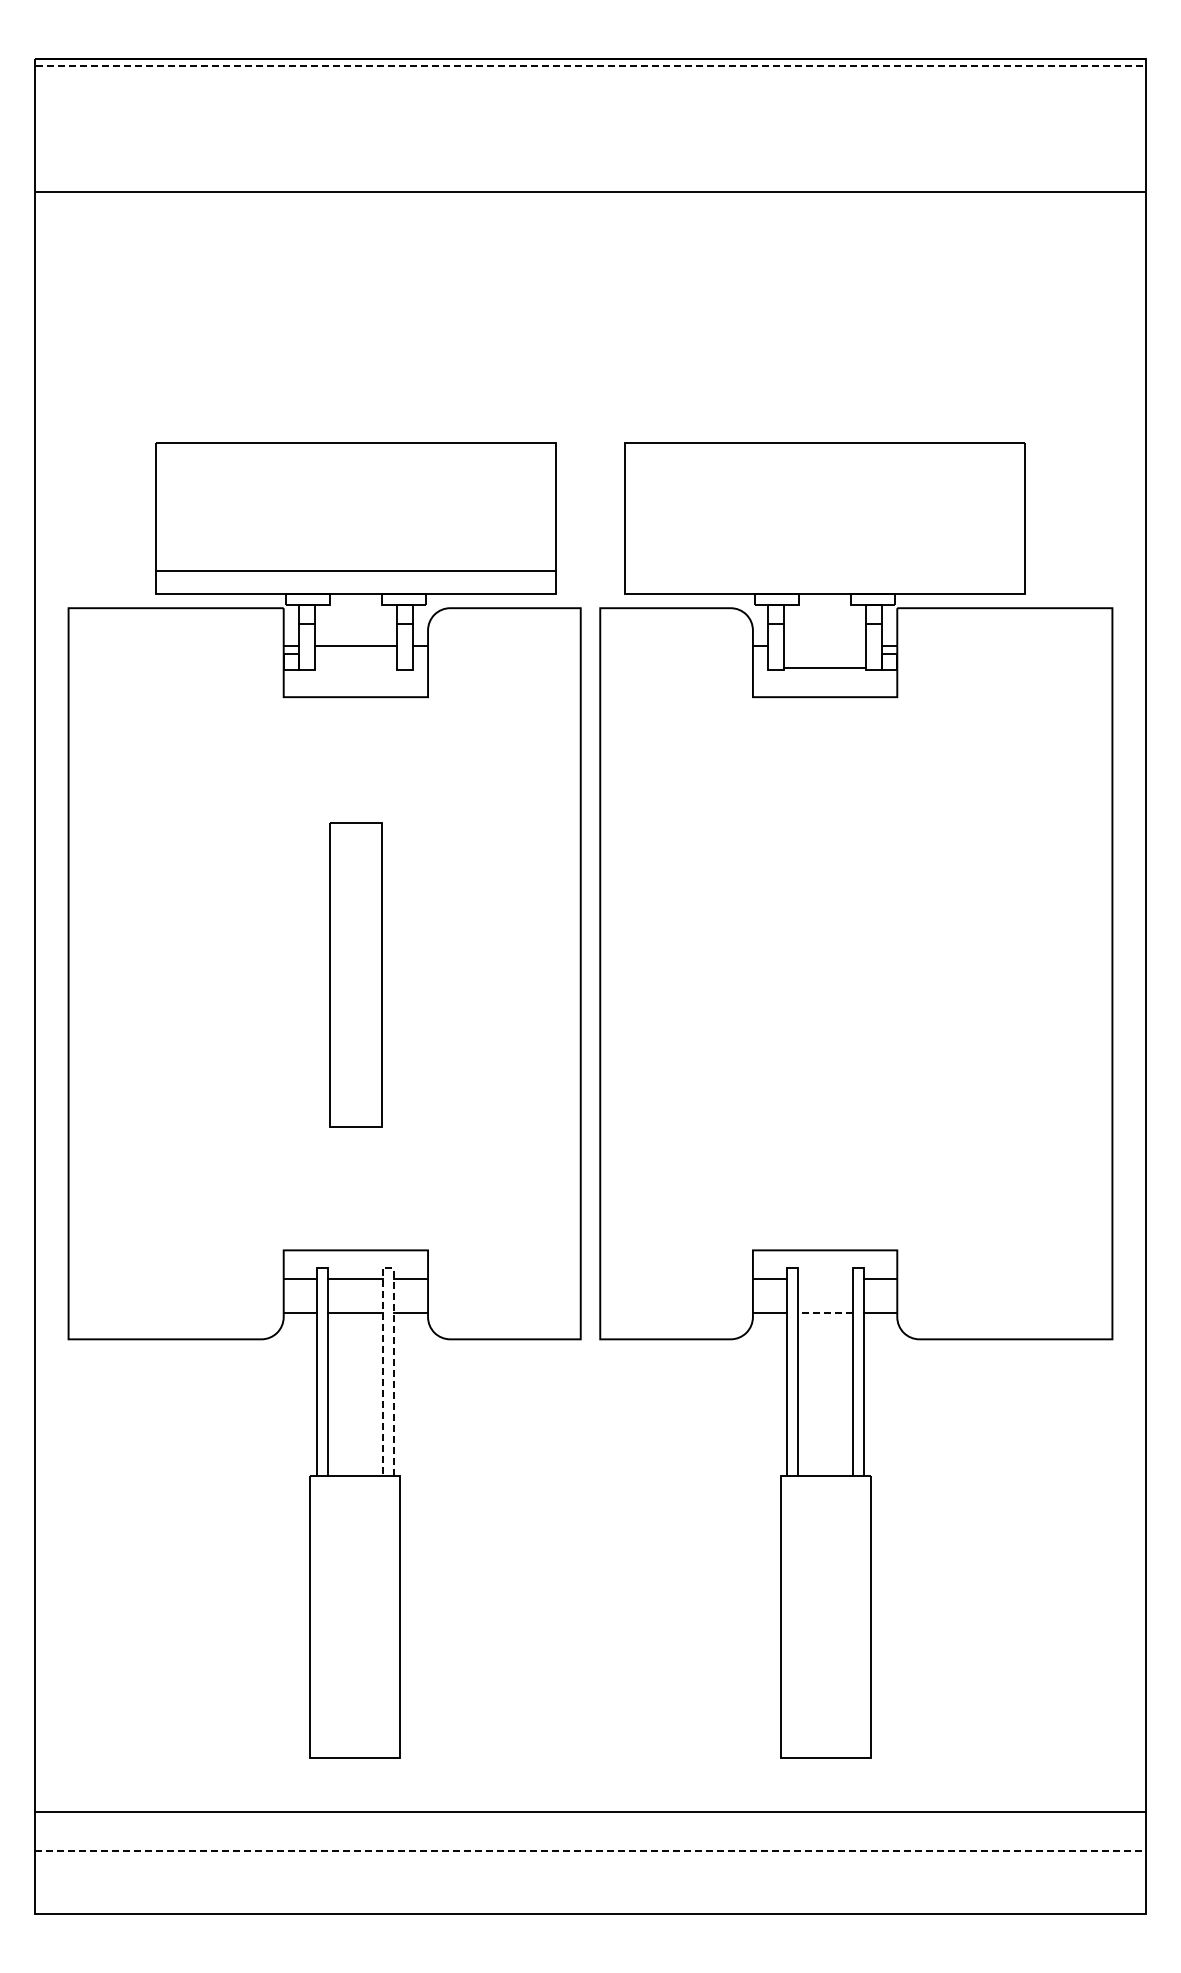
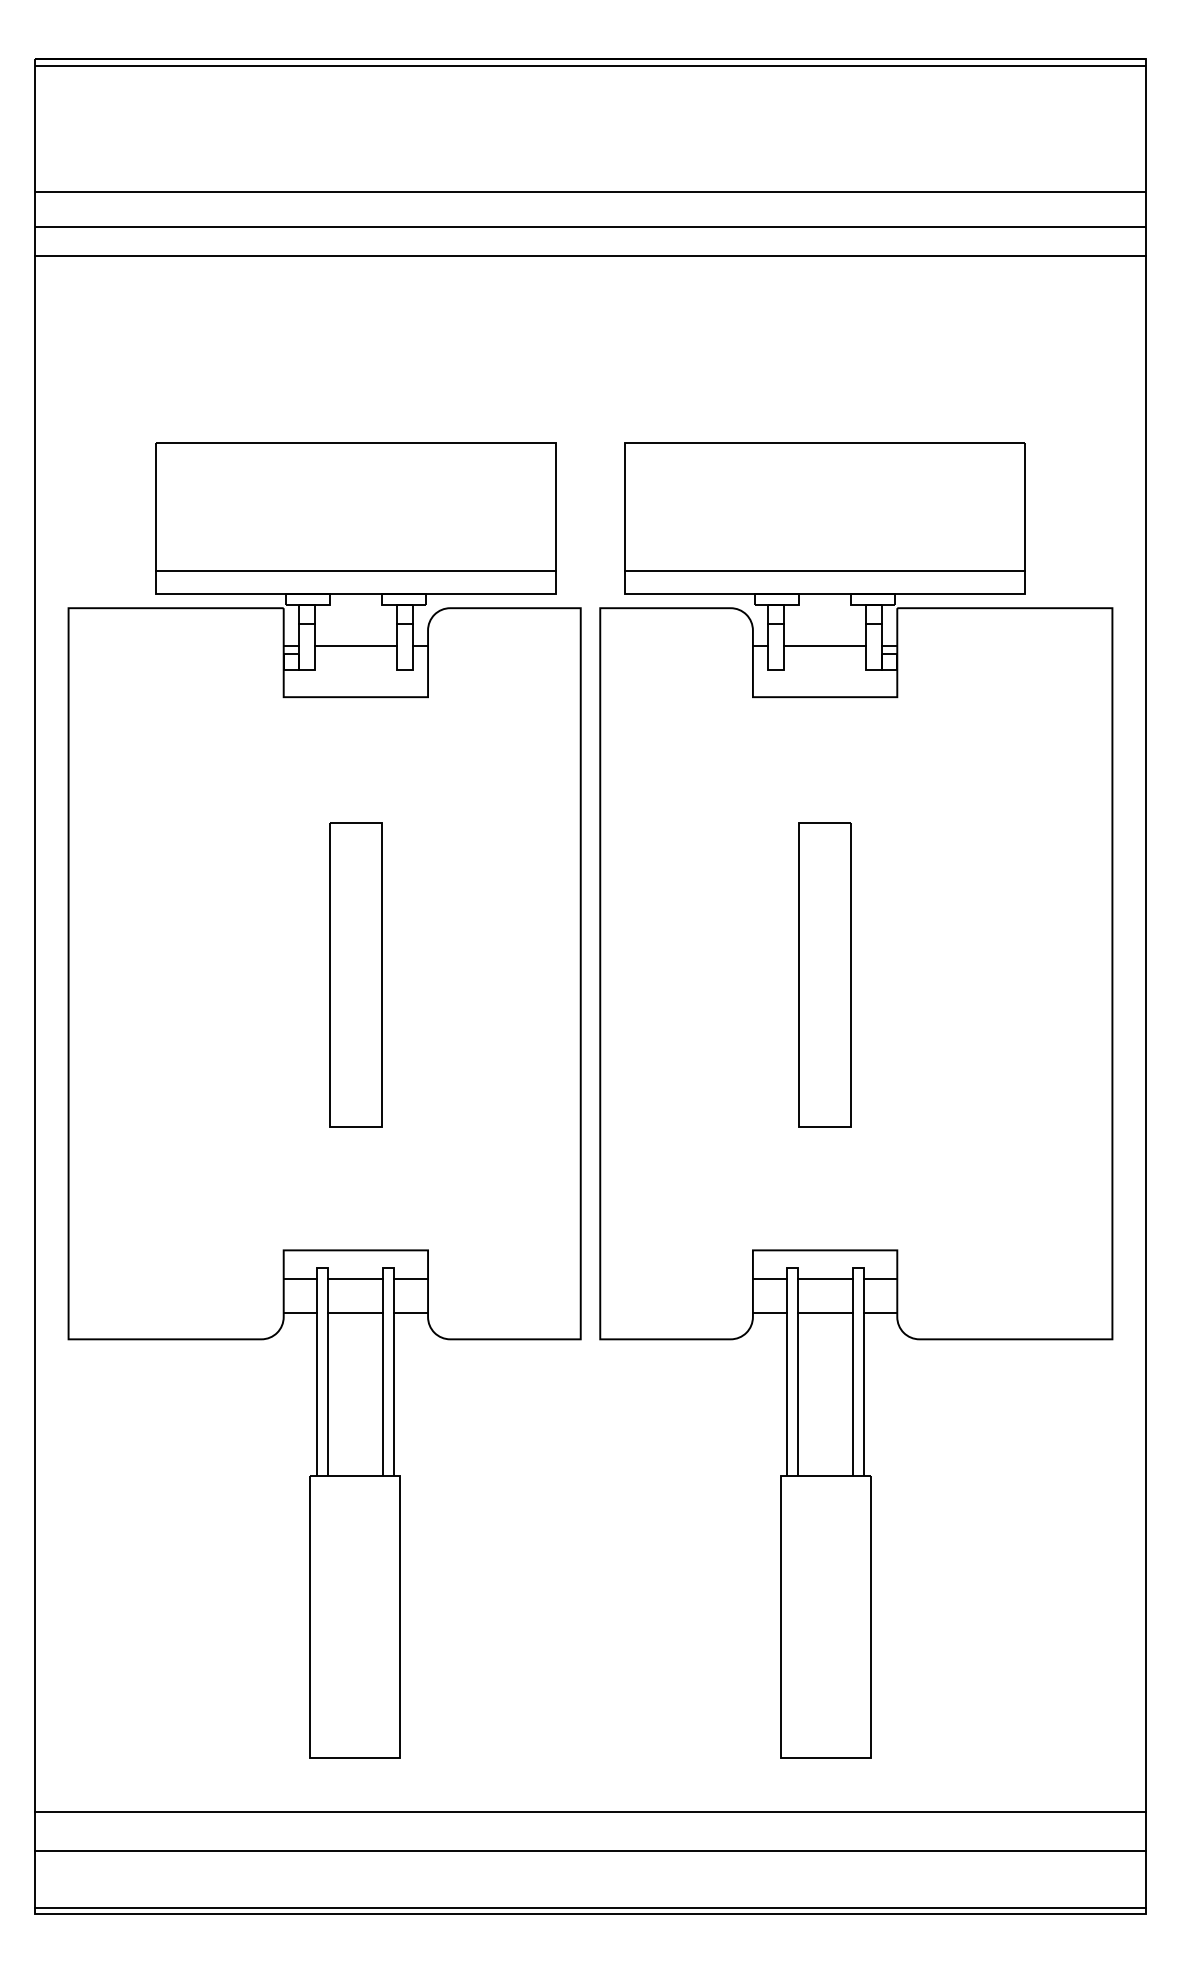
line: dashed -> solid (590, 65)
line: none -> present (590, 226)
line: none -> present (590, 256)
line: none -> present (825, 571)
line position: (824, 667) -> (824, 645) (824, 645)
part: none -> present (824, 974)
line: dashed -> solid (387, 1268)
line: none -> present (825, 1279)
line: dashed -> solid (825, 1313)
line: dashed -> solid (590, 1851)
line: none -> present (590, 1907)
